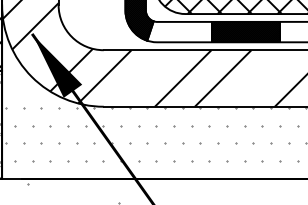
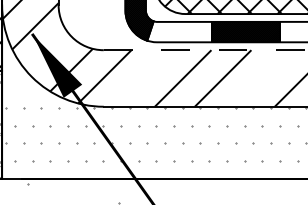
line: solid -> dashed (205, 50)
